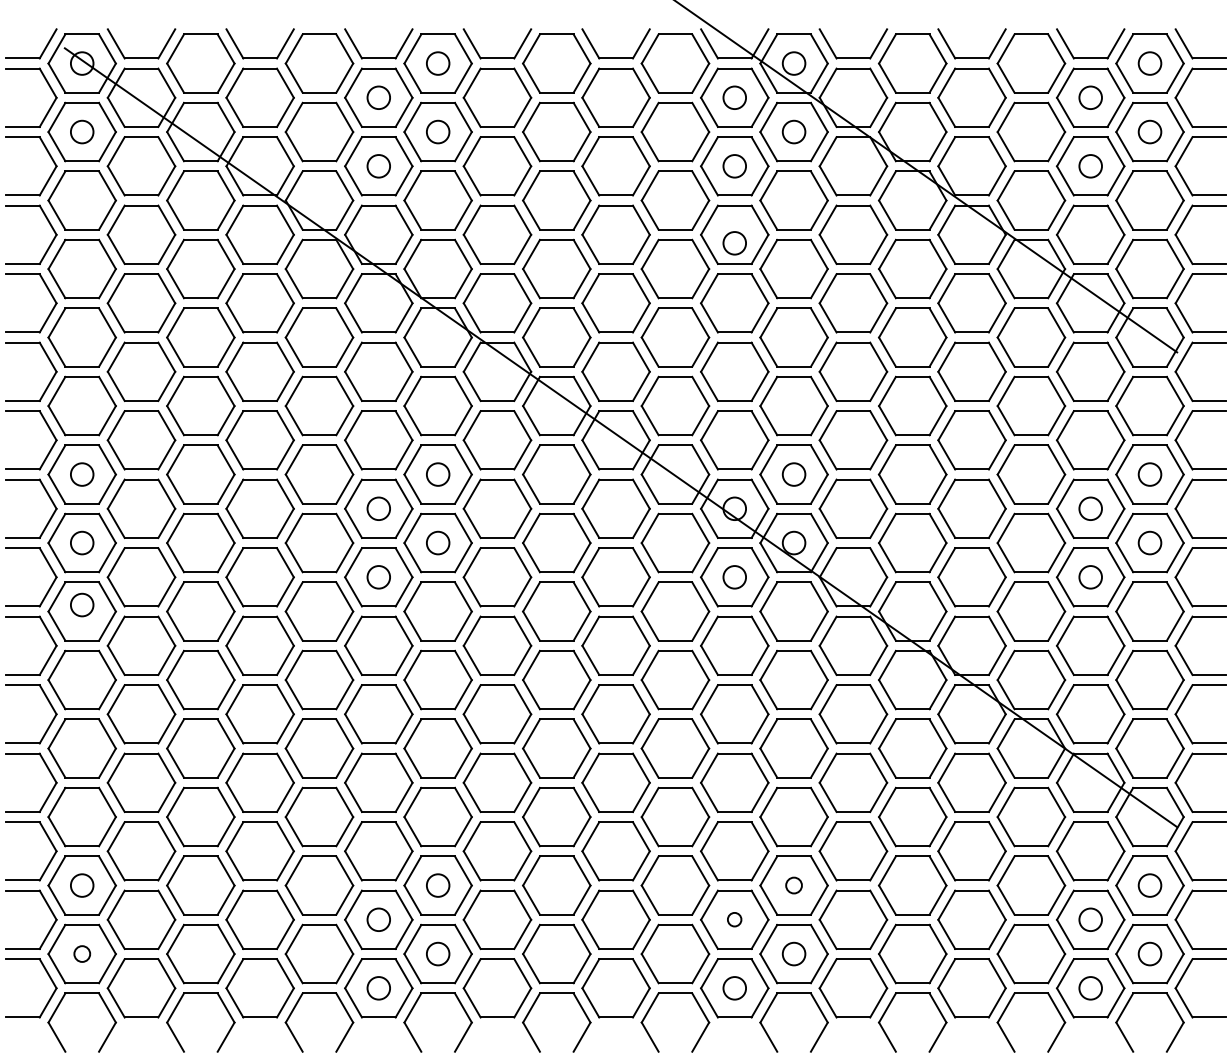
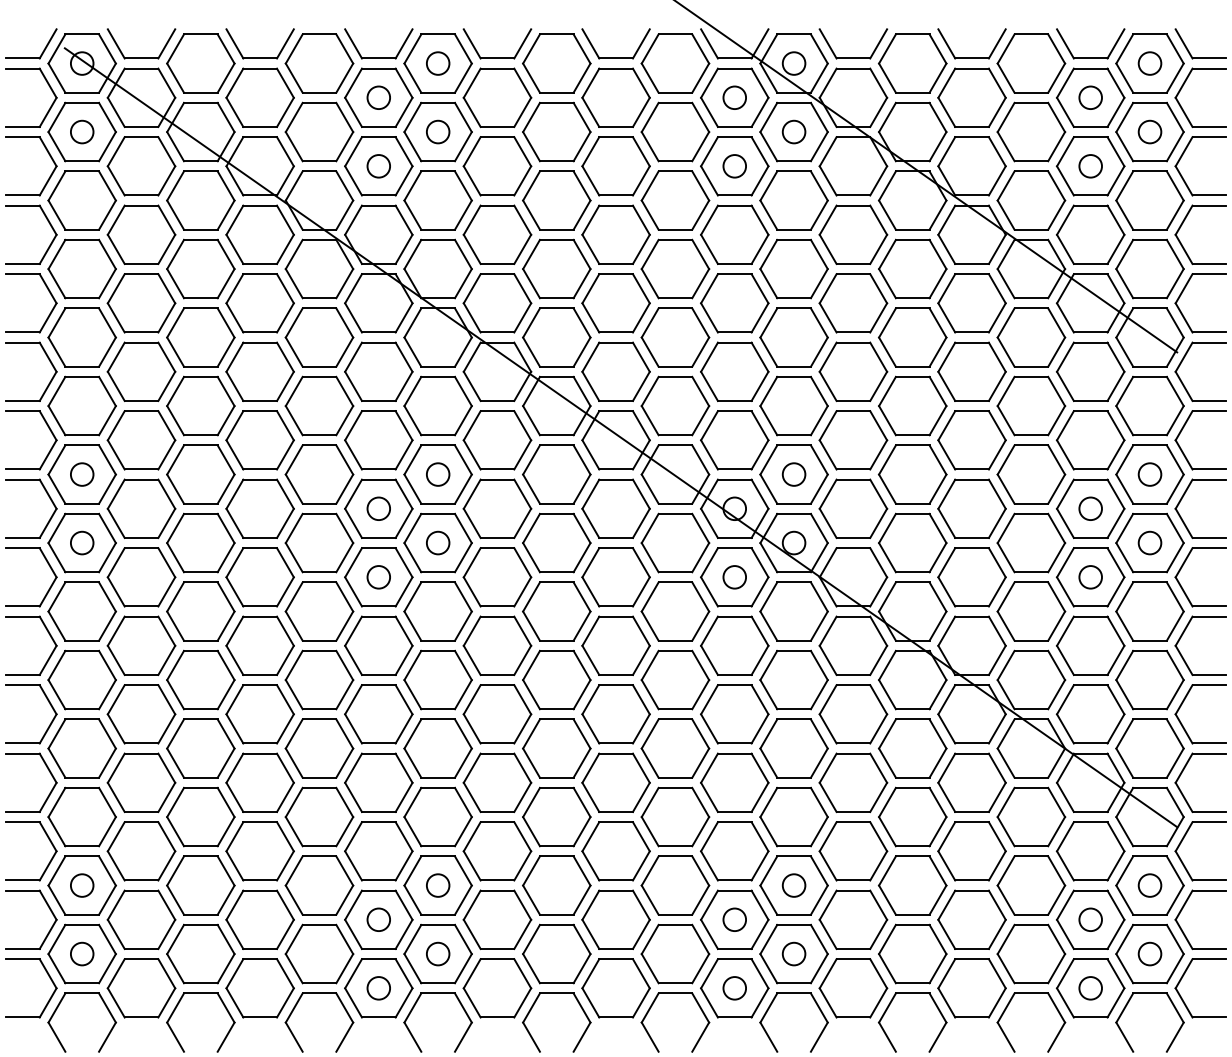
circle: present -> none (734, 243)
circle: present -> none (82, 604)
circle size: 18x19 px -> 26x25 px (793, 885)
circle size: 16x16 px -> 25x25 px (734, 919)
circle size: 19x18 px -> 25x26 px (82, 953)
